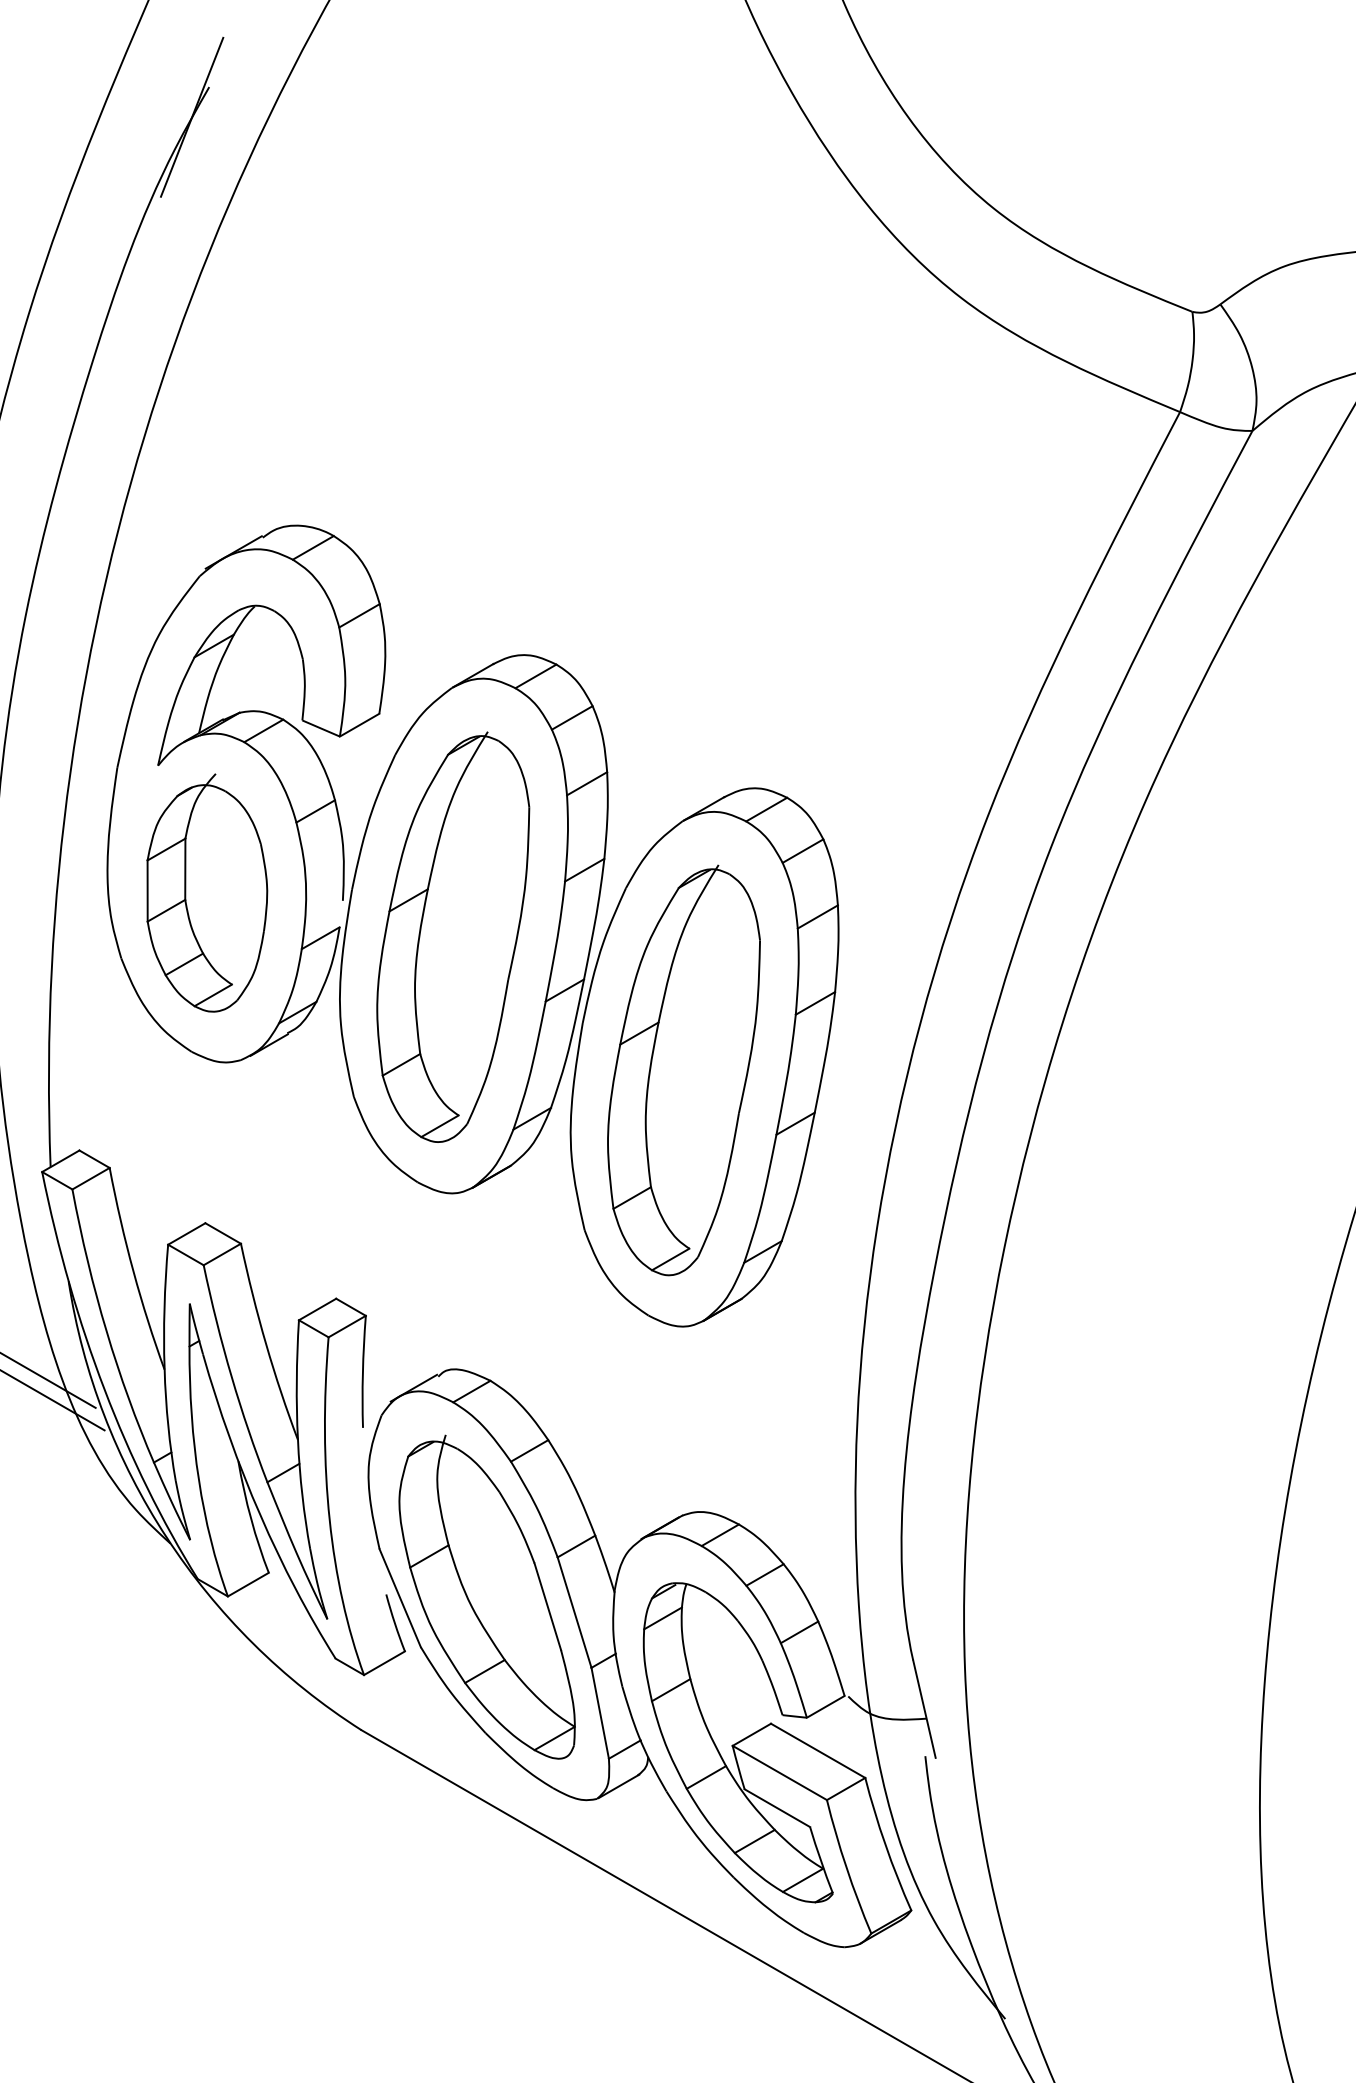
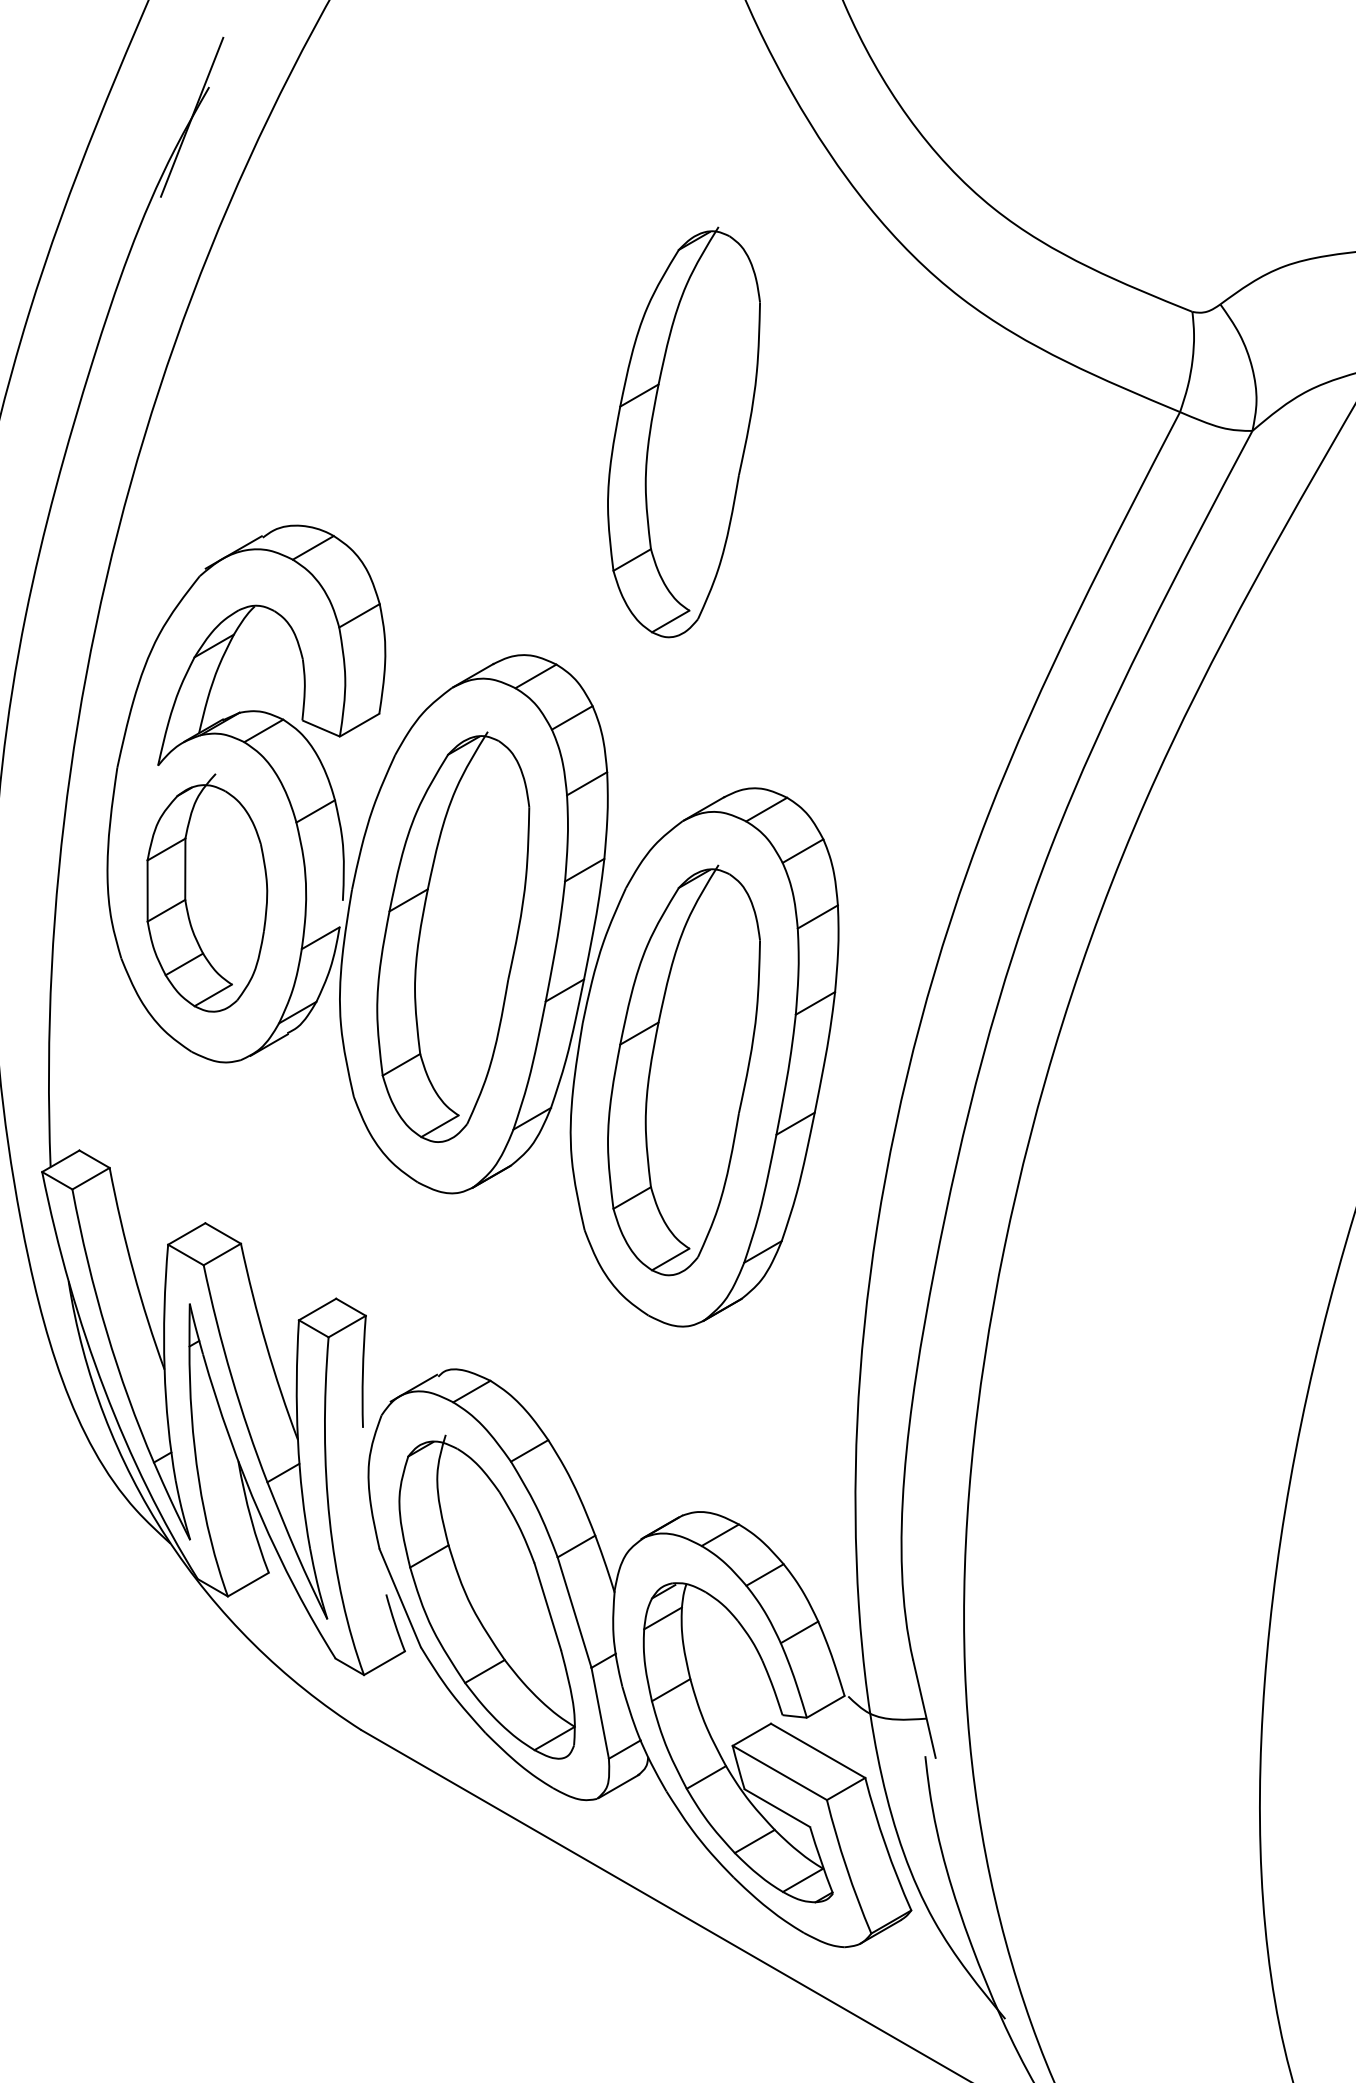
part: none -> present (683, 432)
line: present -> none (48, 1380)
line: present -> none (53, 1400)
